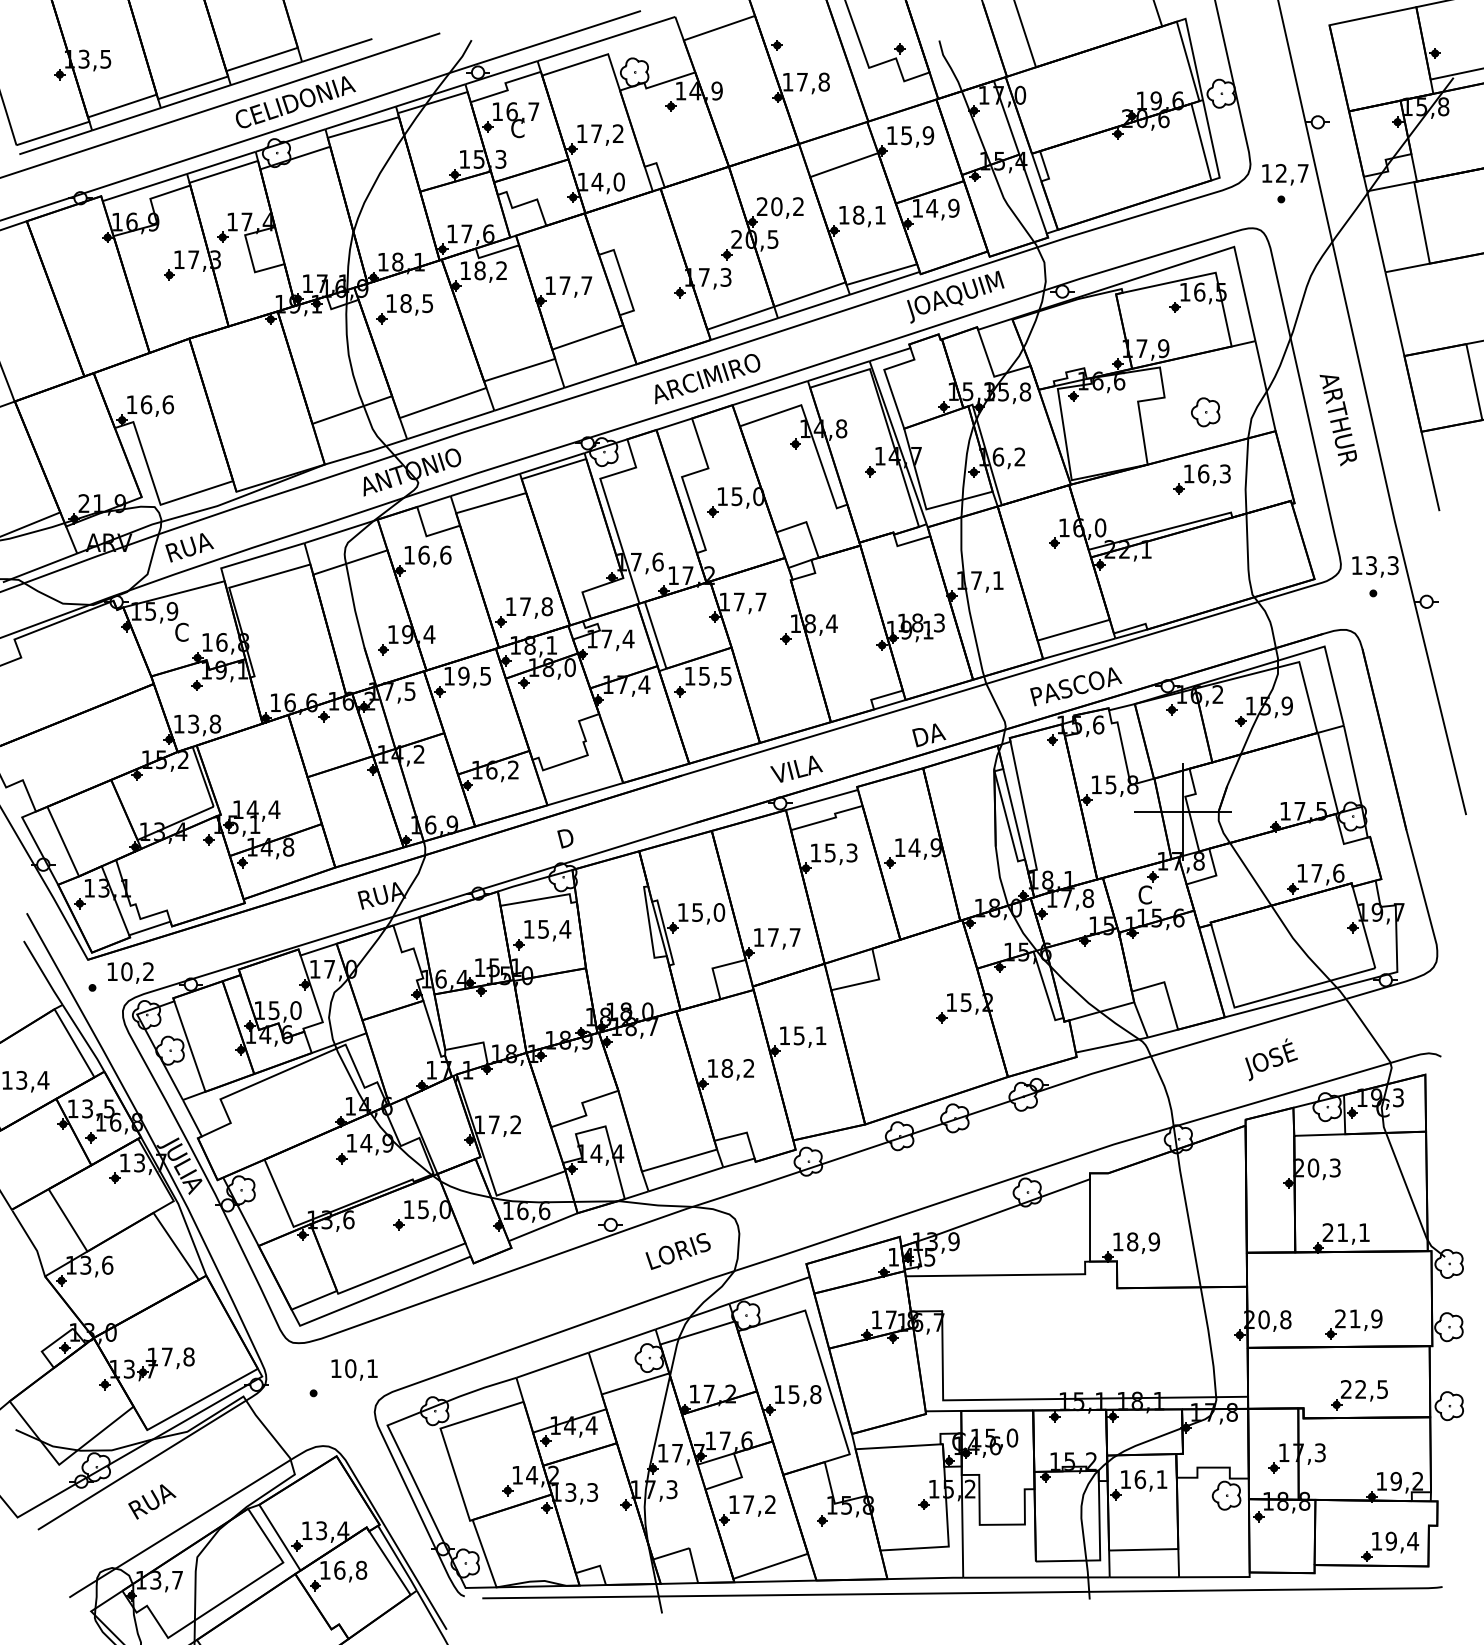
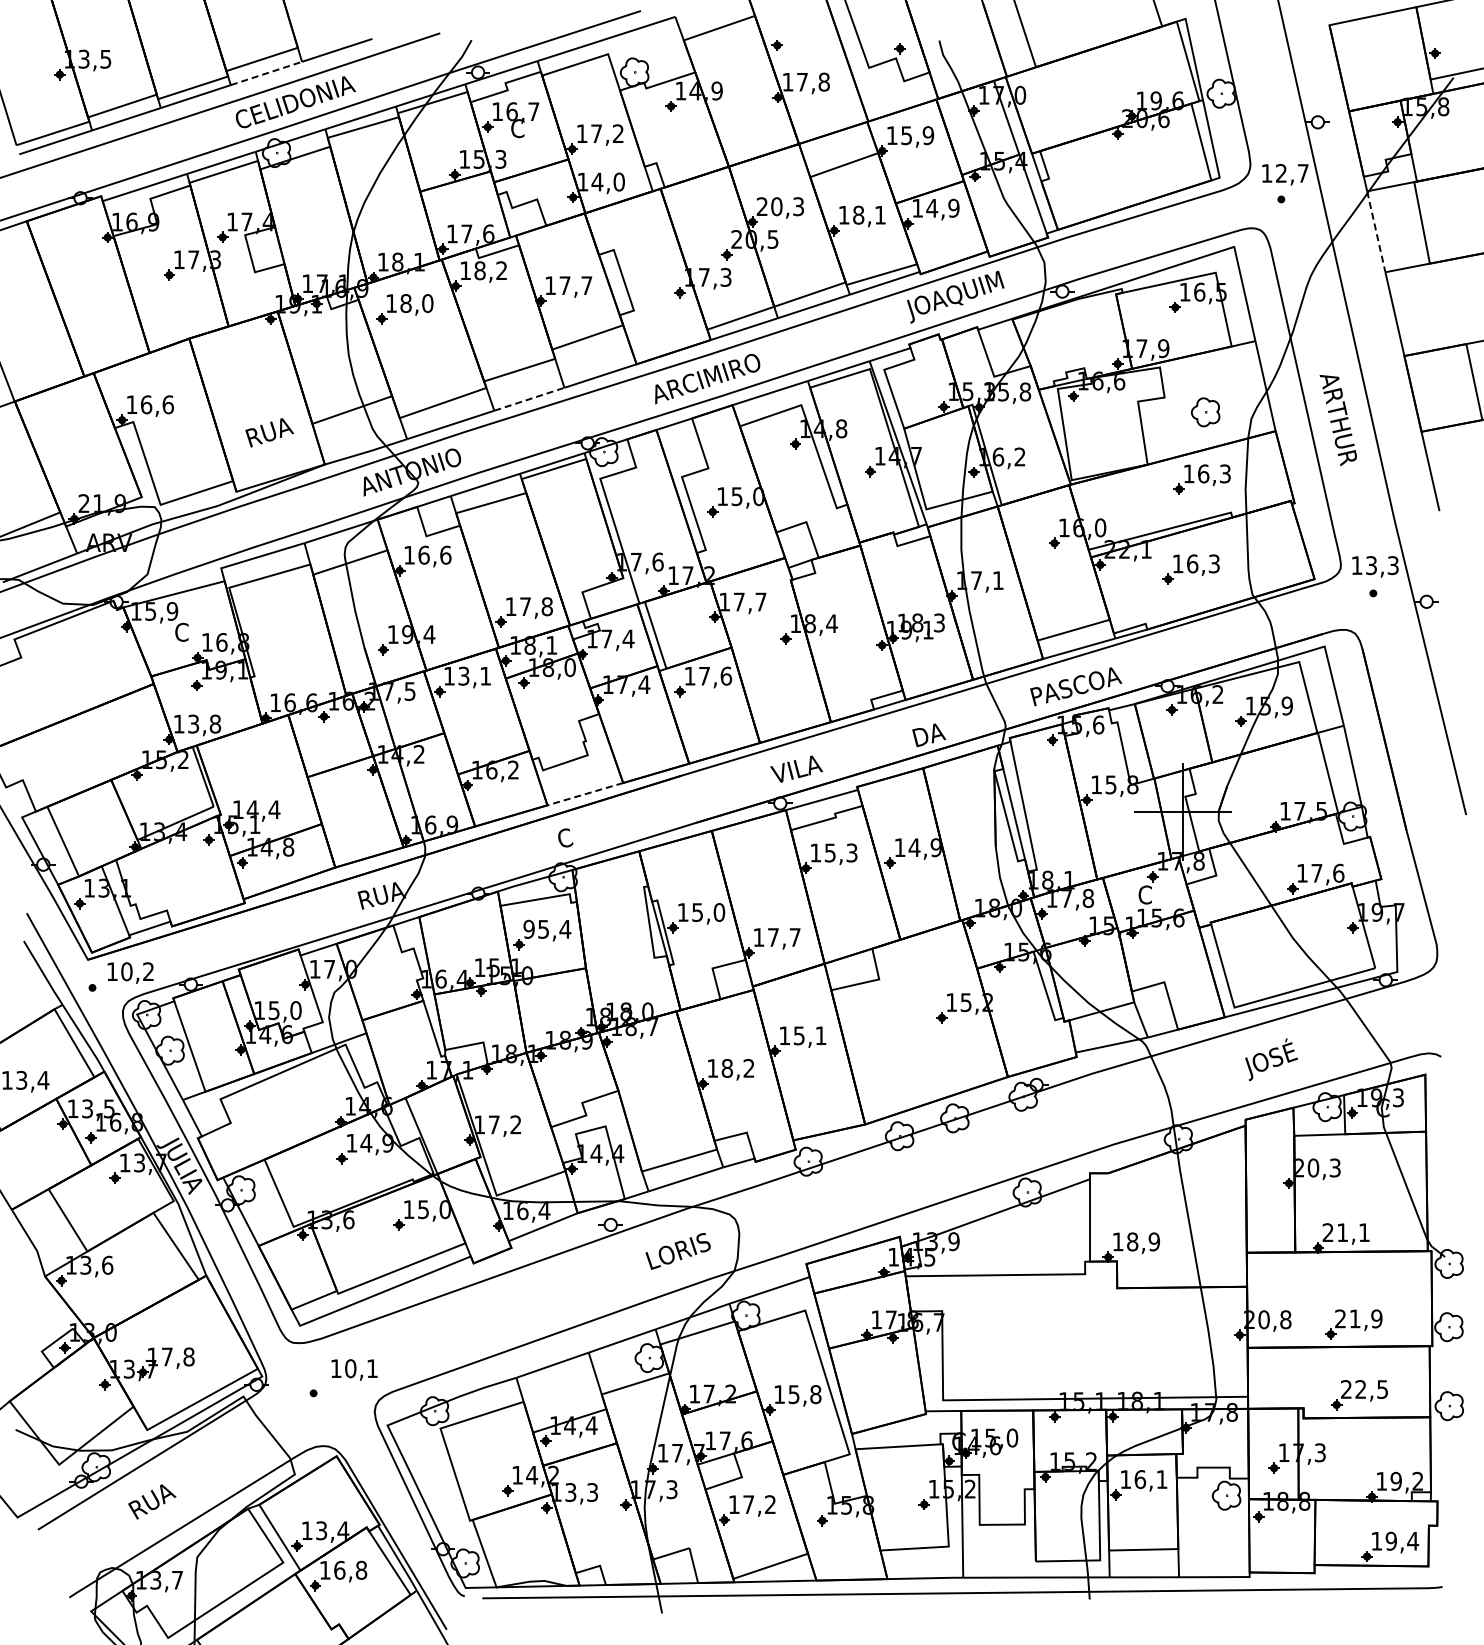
line: solid -> dashed (266, 73)
text: 20,2 -> 20,3 (798, 206)
line: solid -> dashed (1376, 232)
text: 18,5 -> 18,0 (427, 303)
line: solid -> dashed (529, 399)
text position: (189, 547) -> (269, 432) (269, 432)
part: none -> present (1190, 569)
text: 19,5 -> 13,1 (474, 675)
text: 15,5 -> 17,6 (715, 675)
line: solid -> dashed (584, 794)
text: D -> C (565, 838)
text: 15,4 -> 95,4 (528, 928)
text: 16,6 -> 16,4 (544, 1210)
